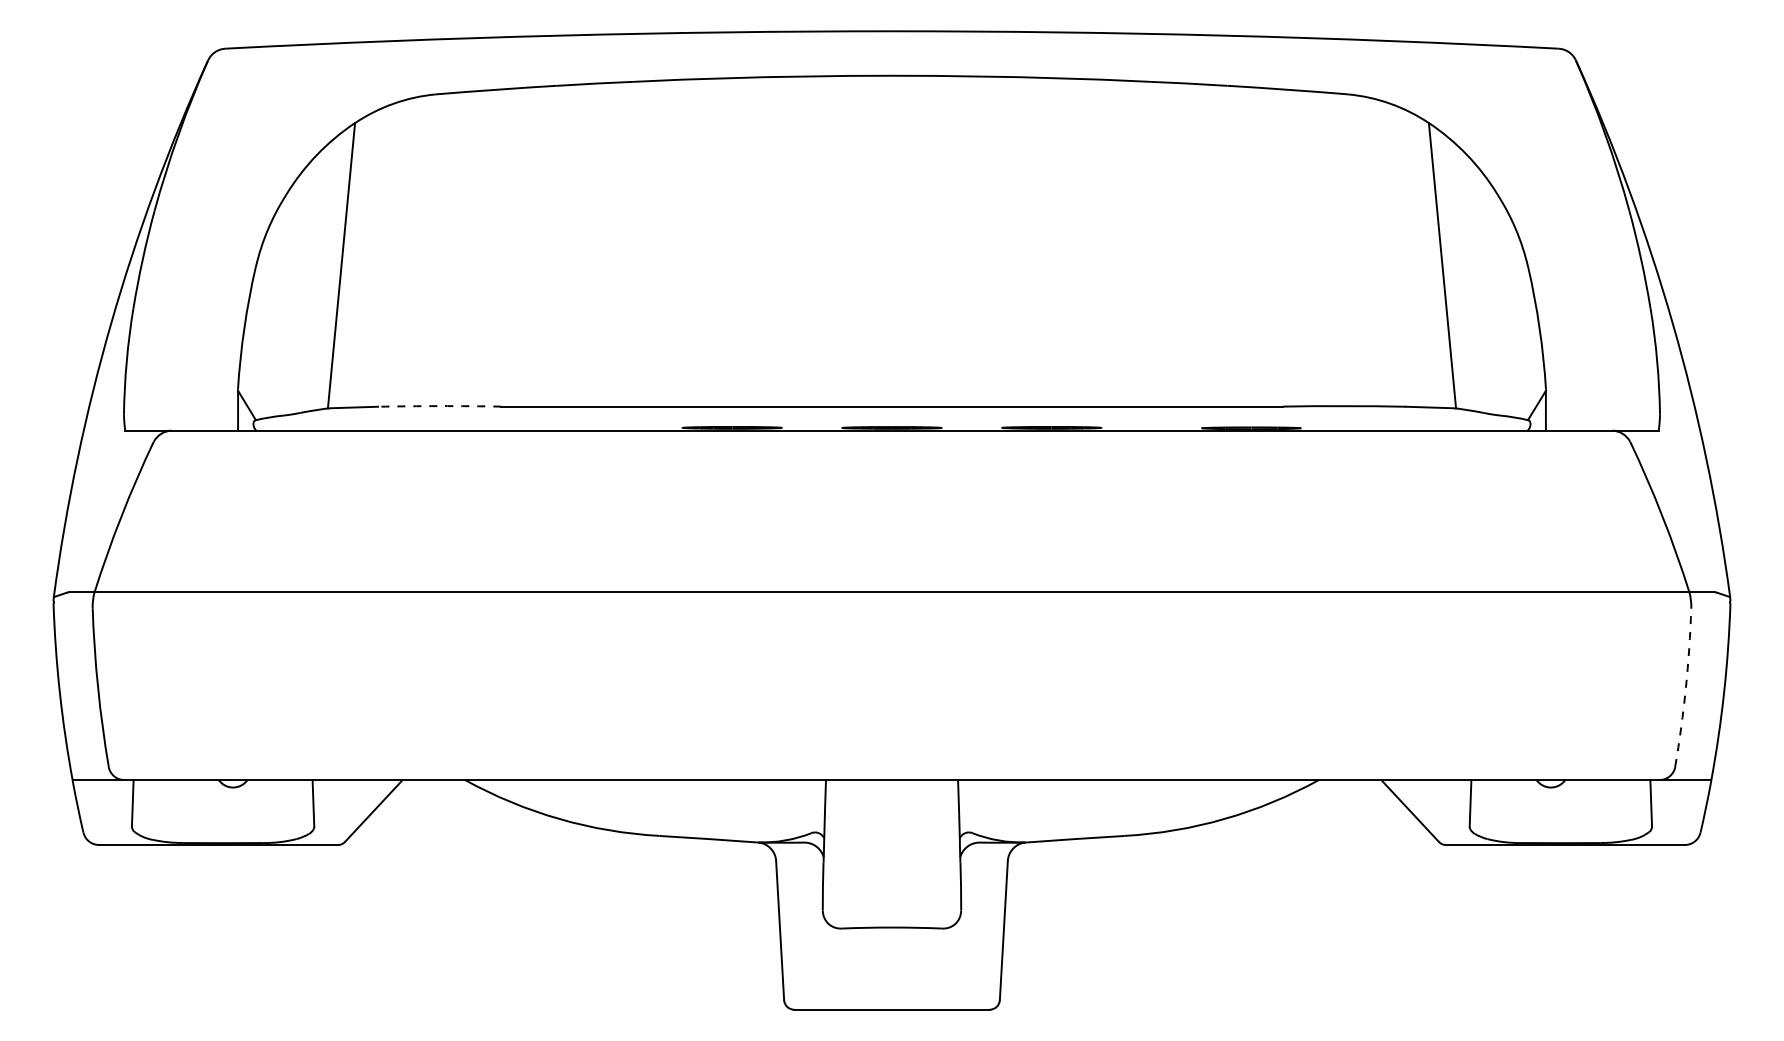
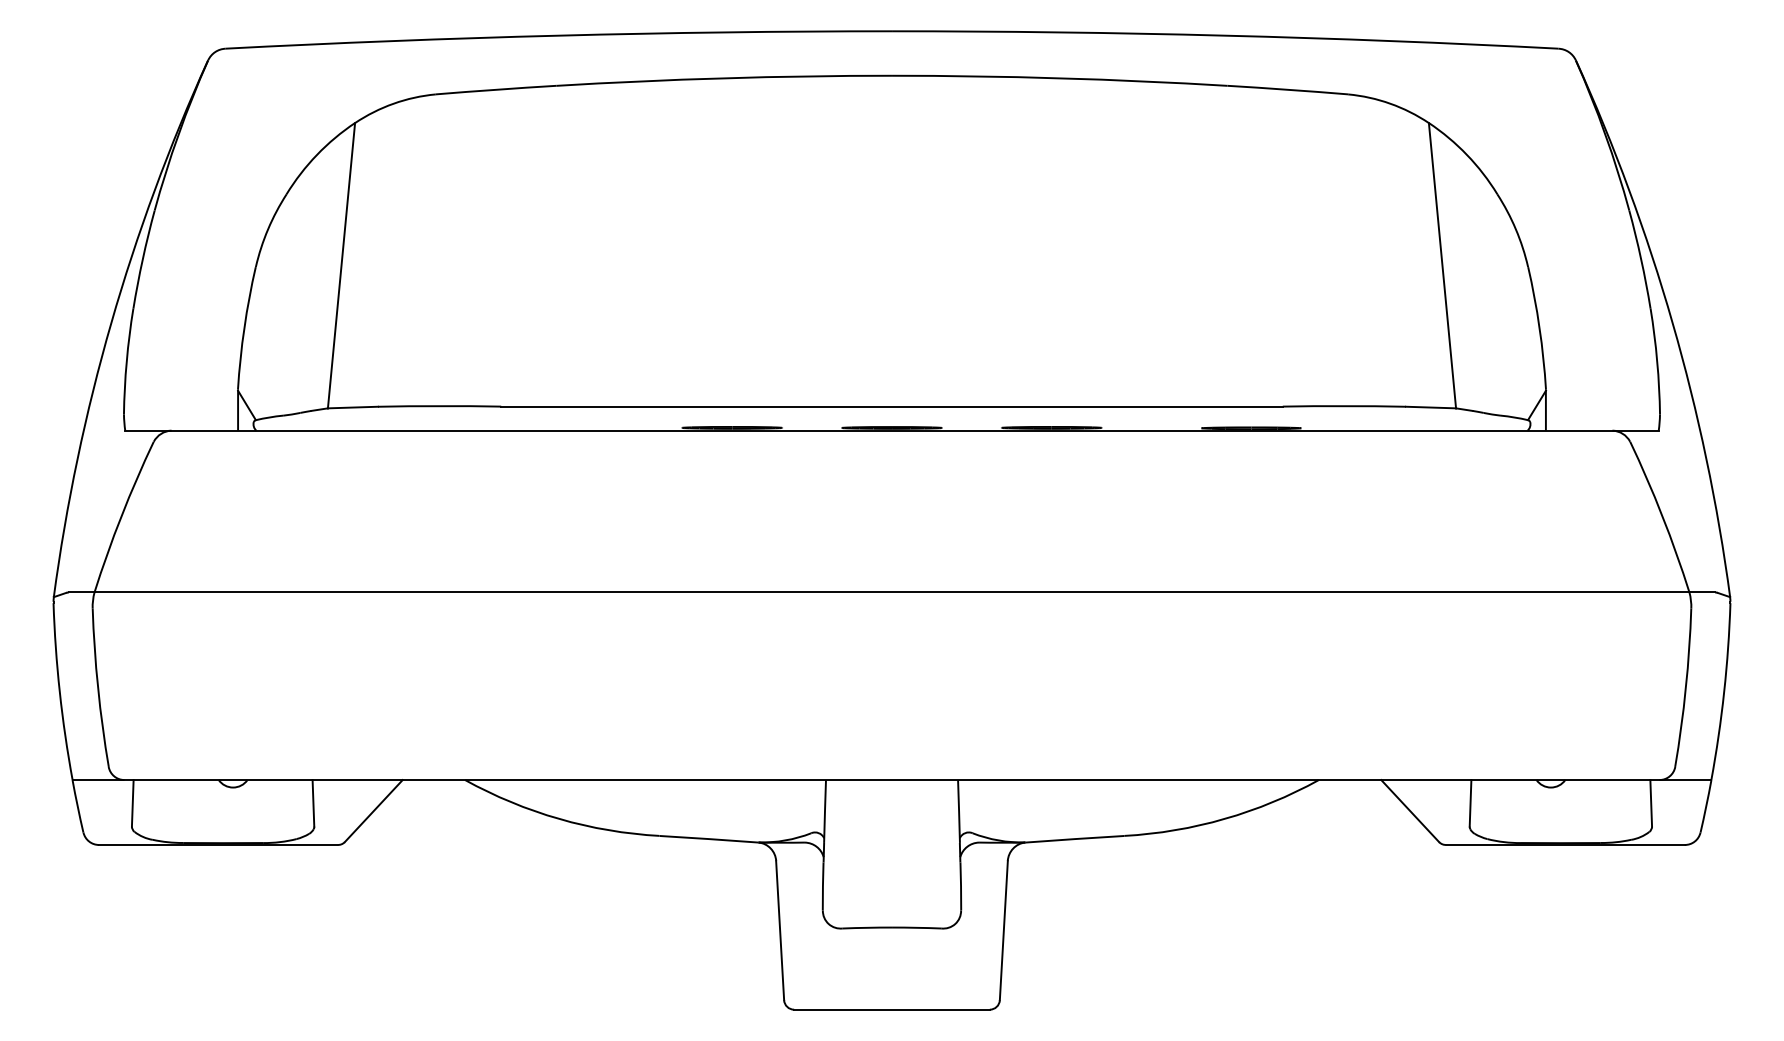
arc: dashed -> solid (439, 406)
arc: dashed -> solid (1685, 688)
